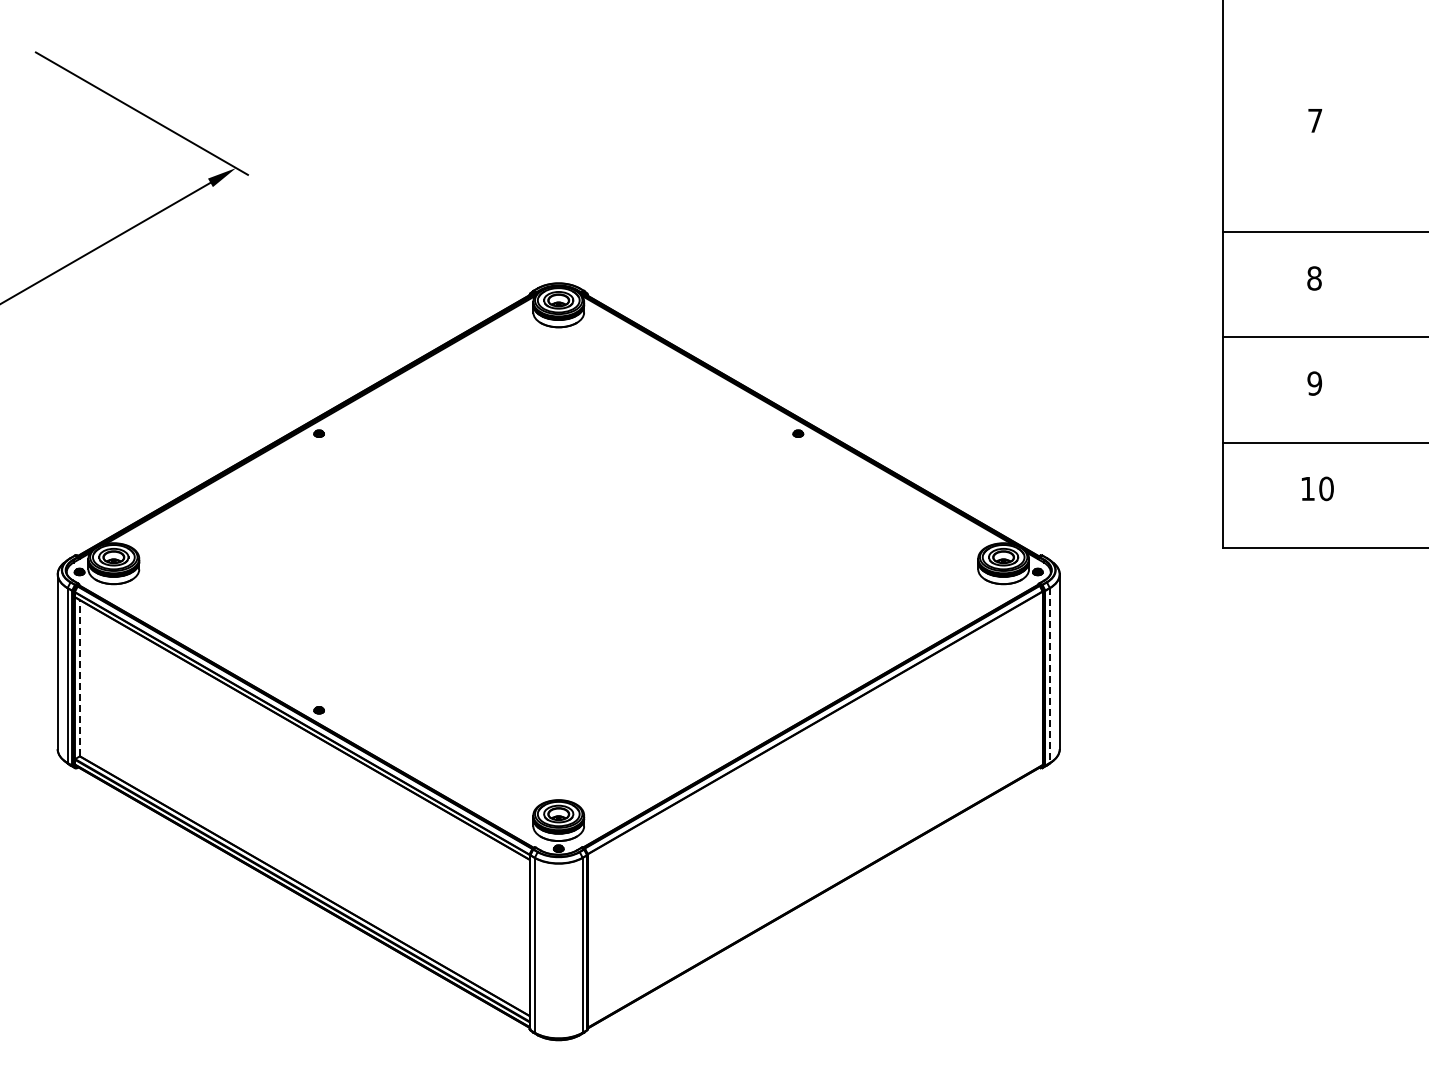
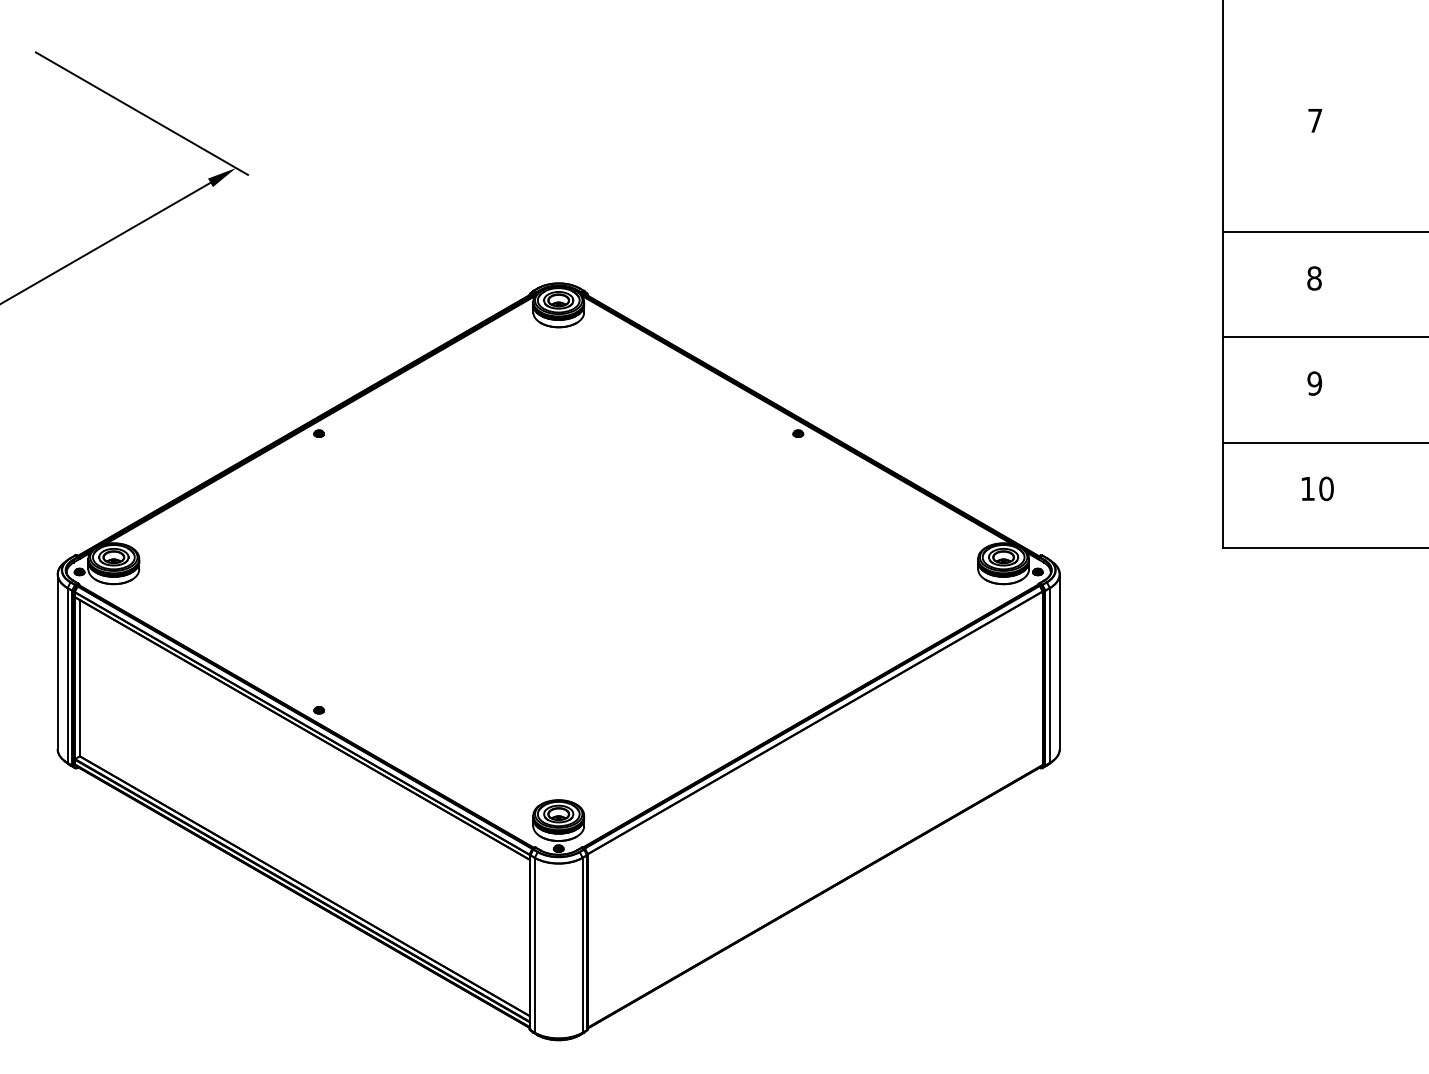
line: dashed -> solid (1049, 676)
line: dashed -> solid (80, 677)
